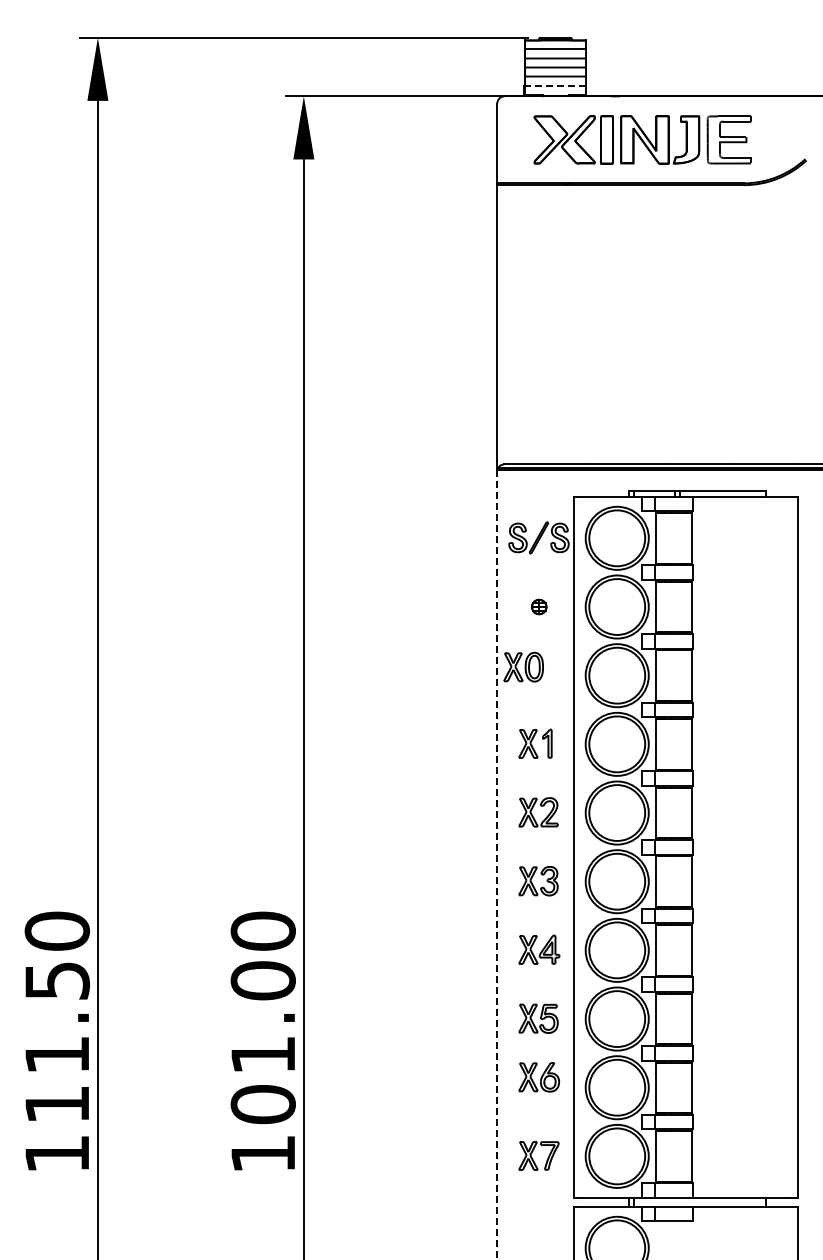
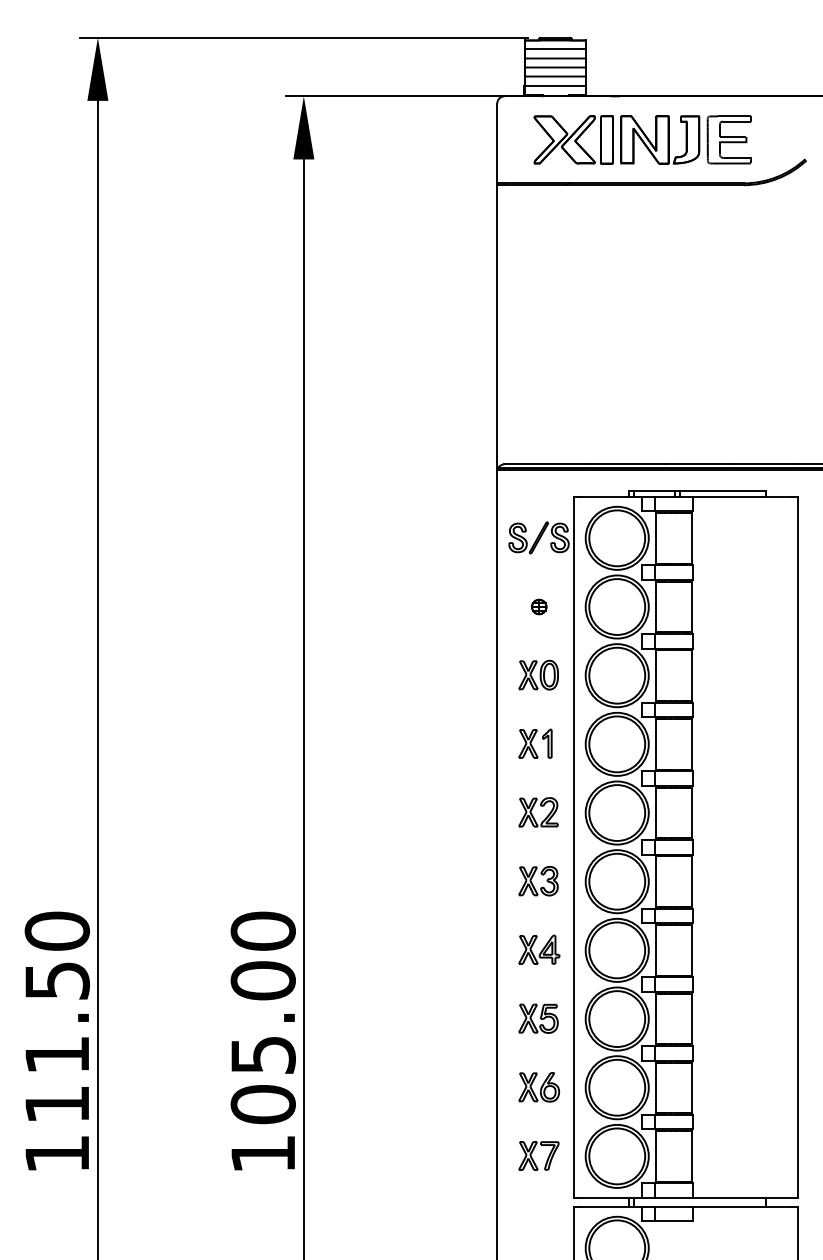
line: dashed -> solid (555, 85)
part position: (523, 666) -> (538, 674) (538, 674)
line: dashed -> solid (497, 864)
text: 101.00 -> 105.00 (263, 1055)
part position: (539, 1077) -> (539, 1087) (539, 1087)
